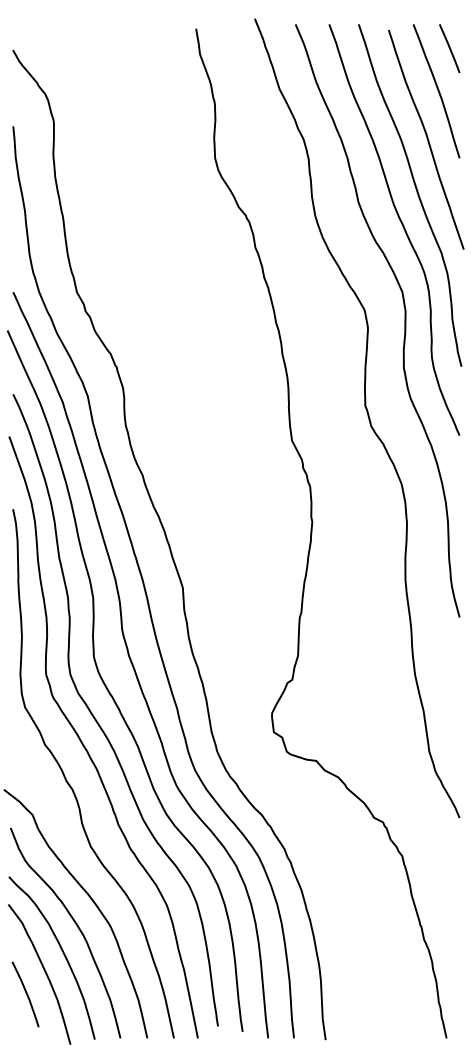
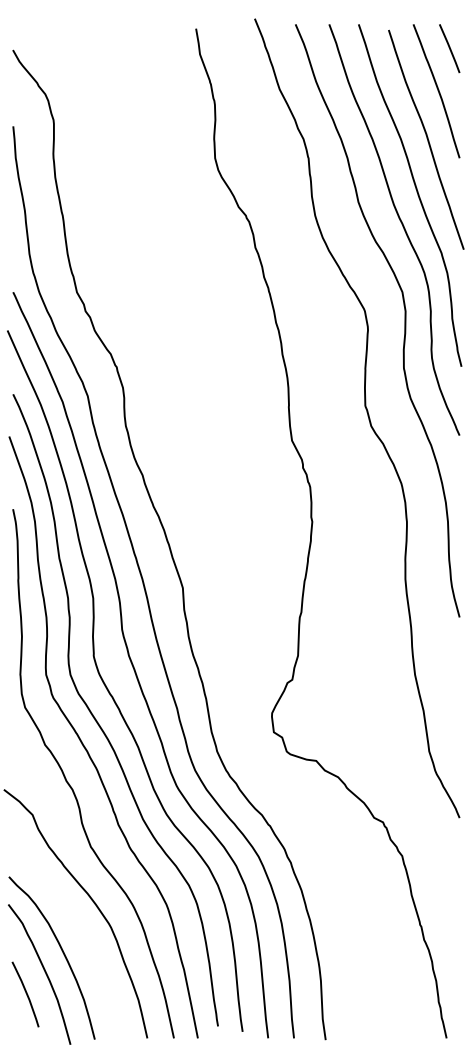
curve: present -> none (76, 926)
